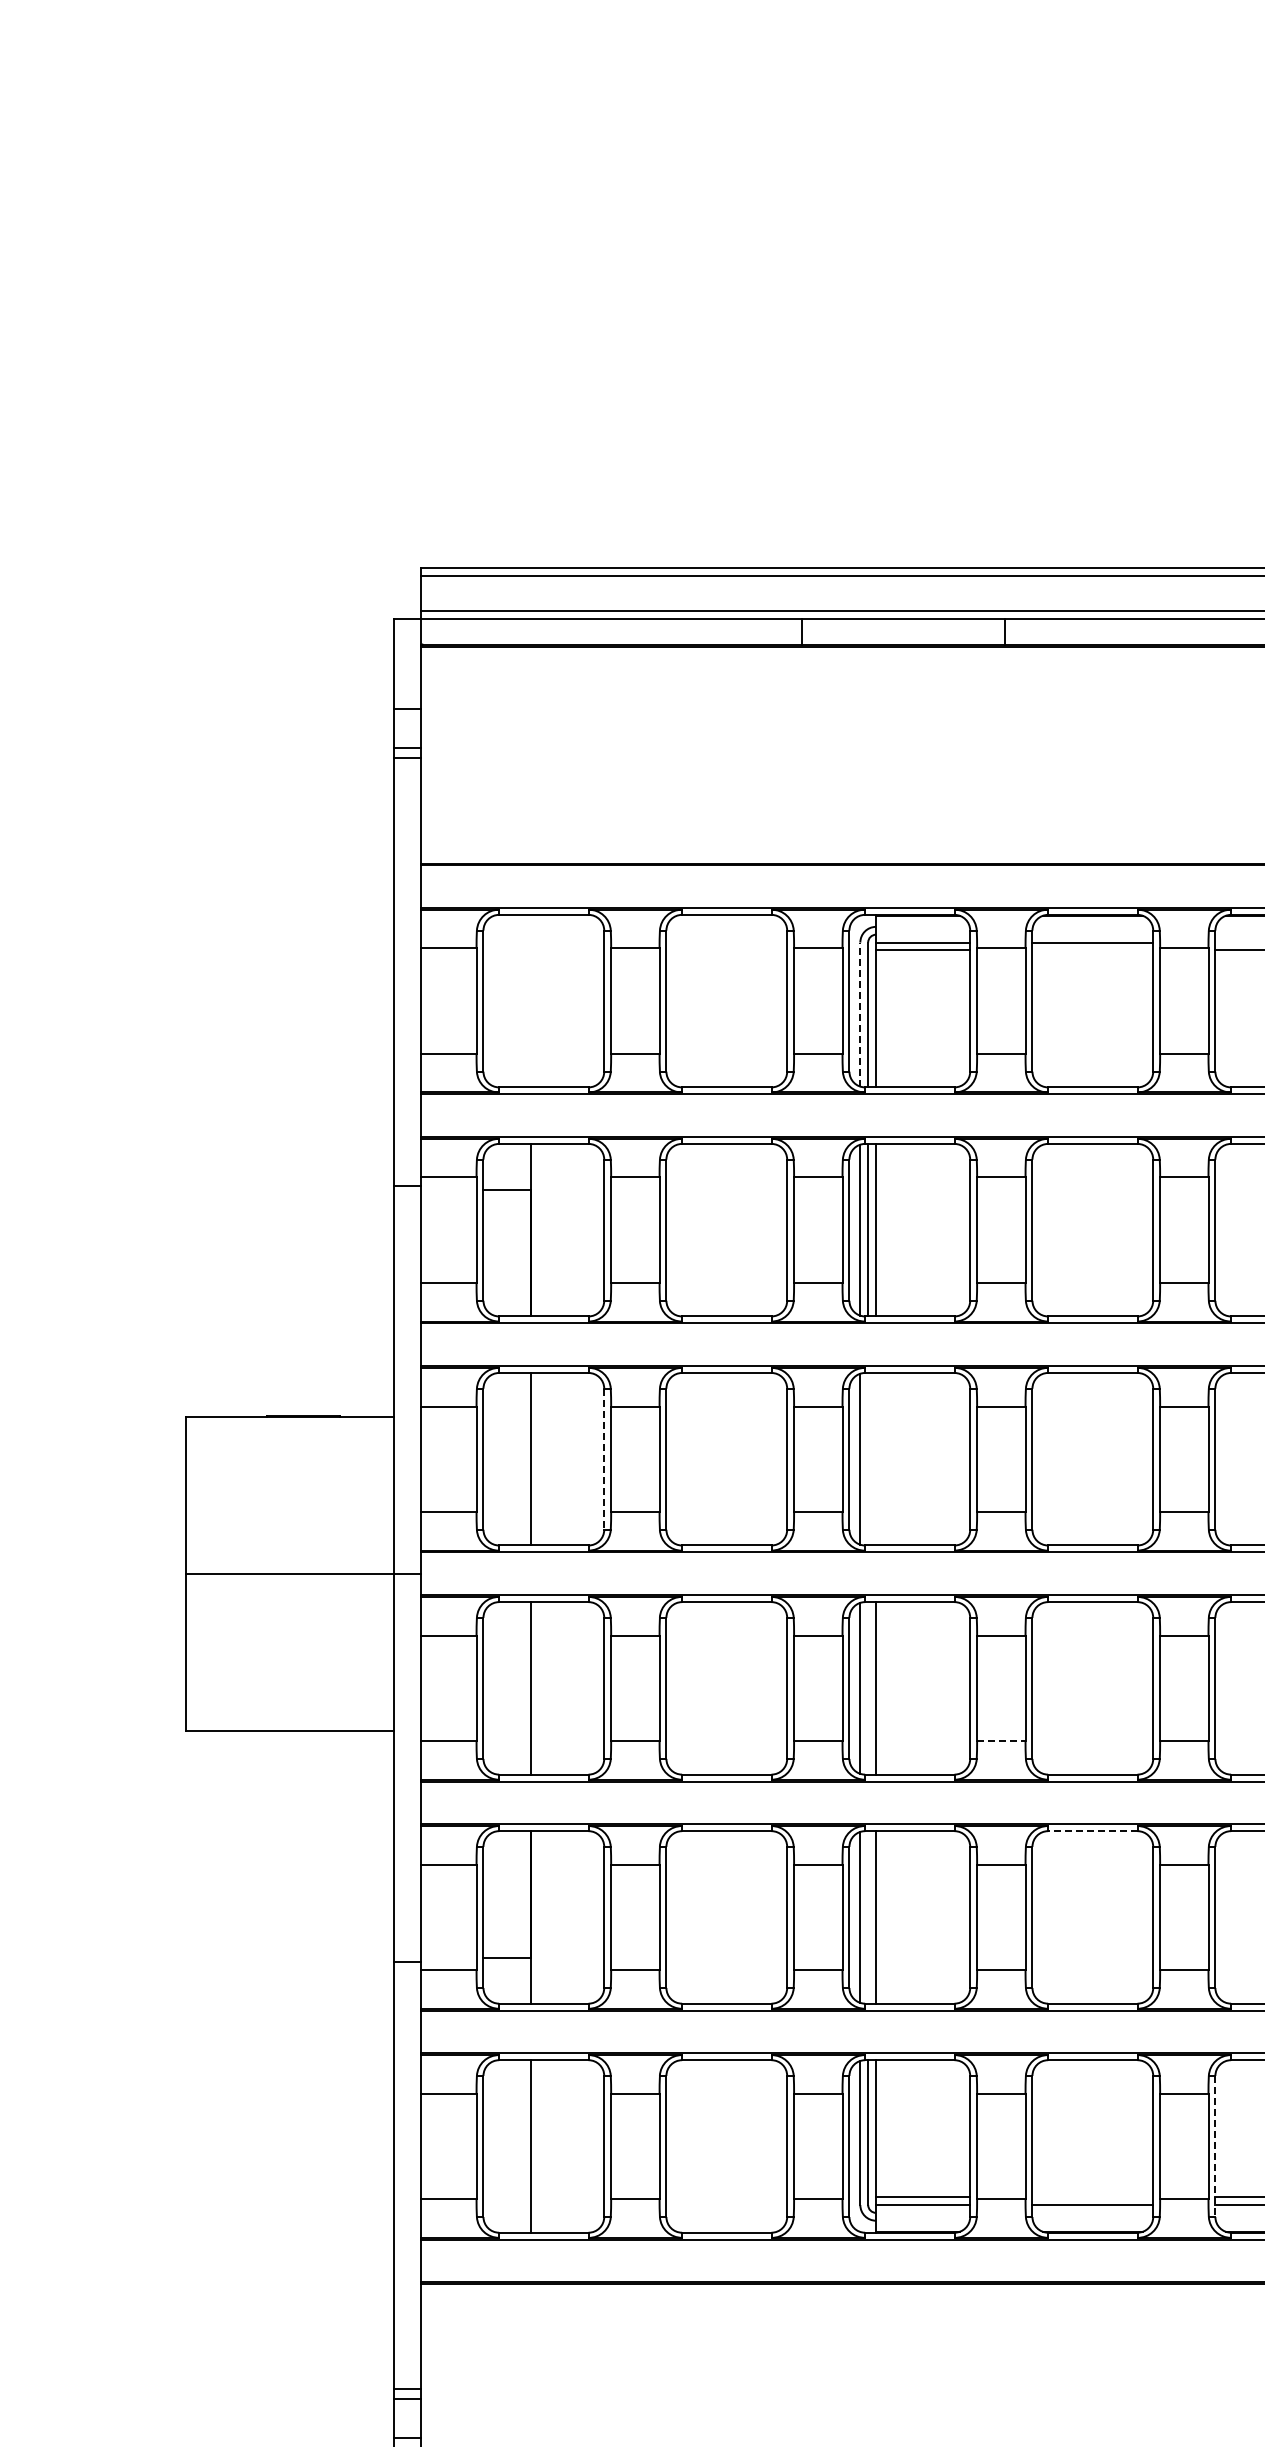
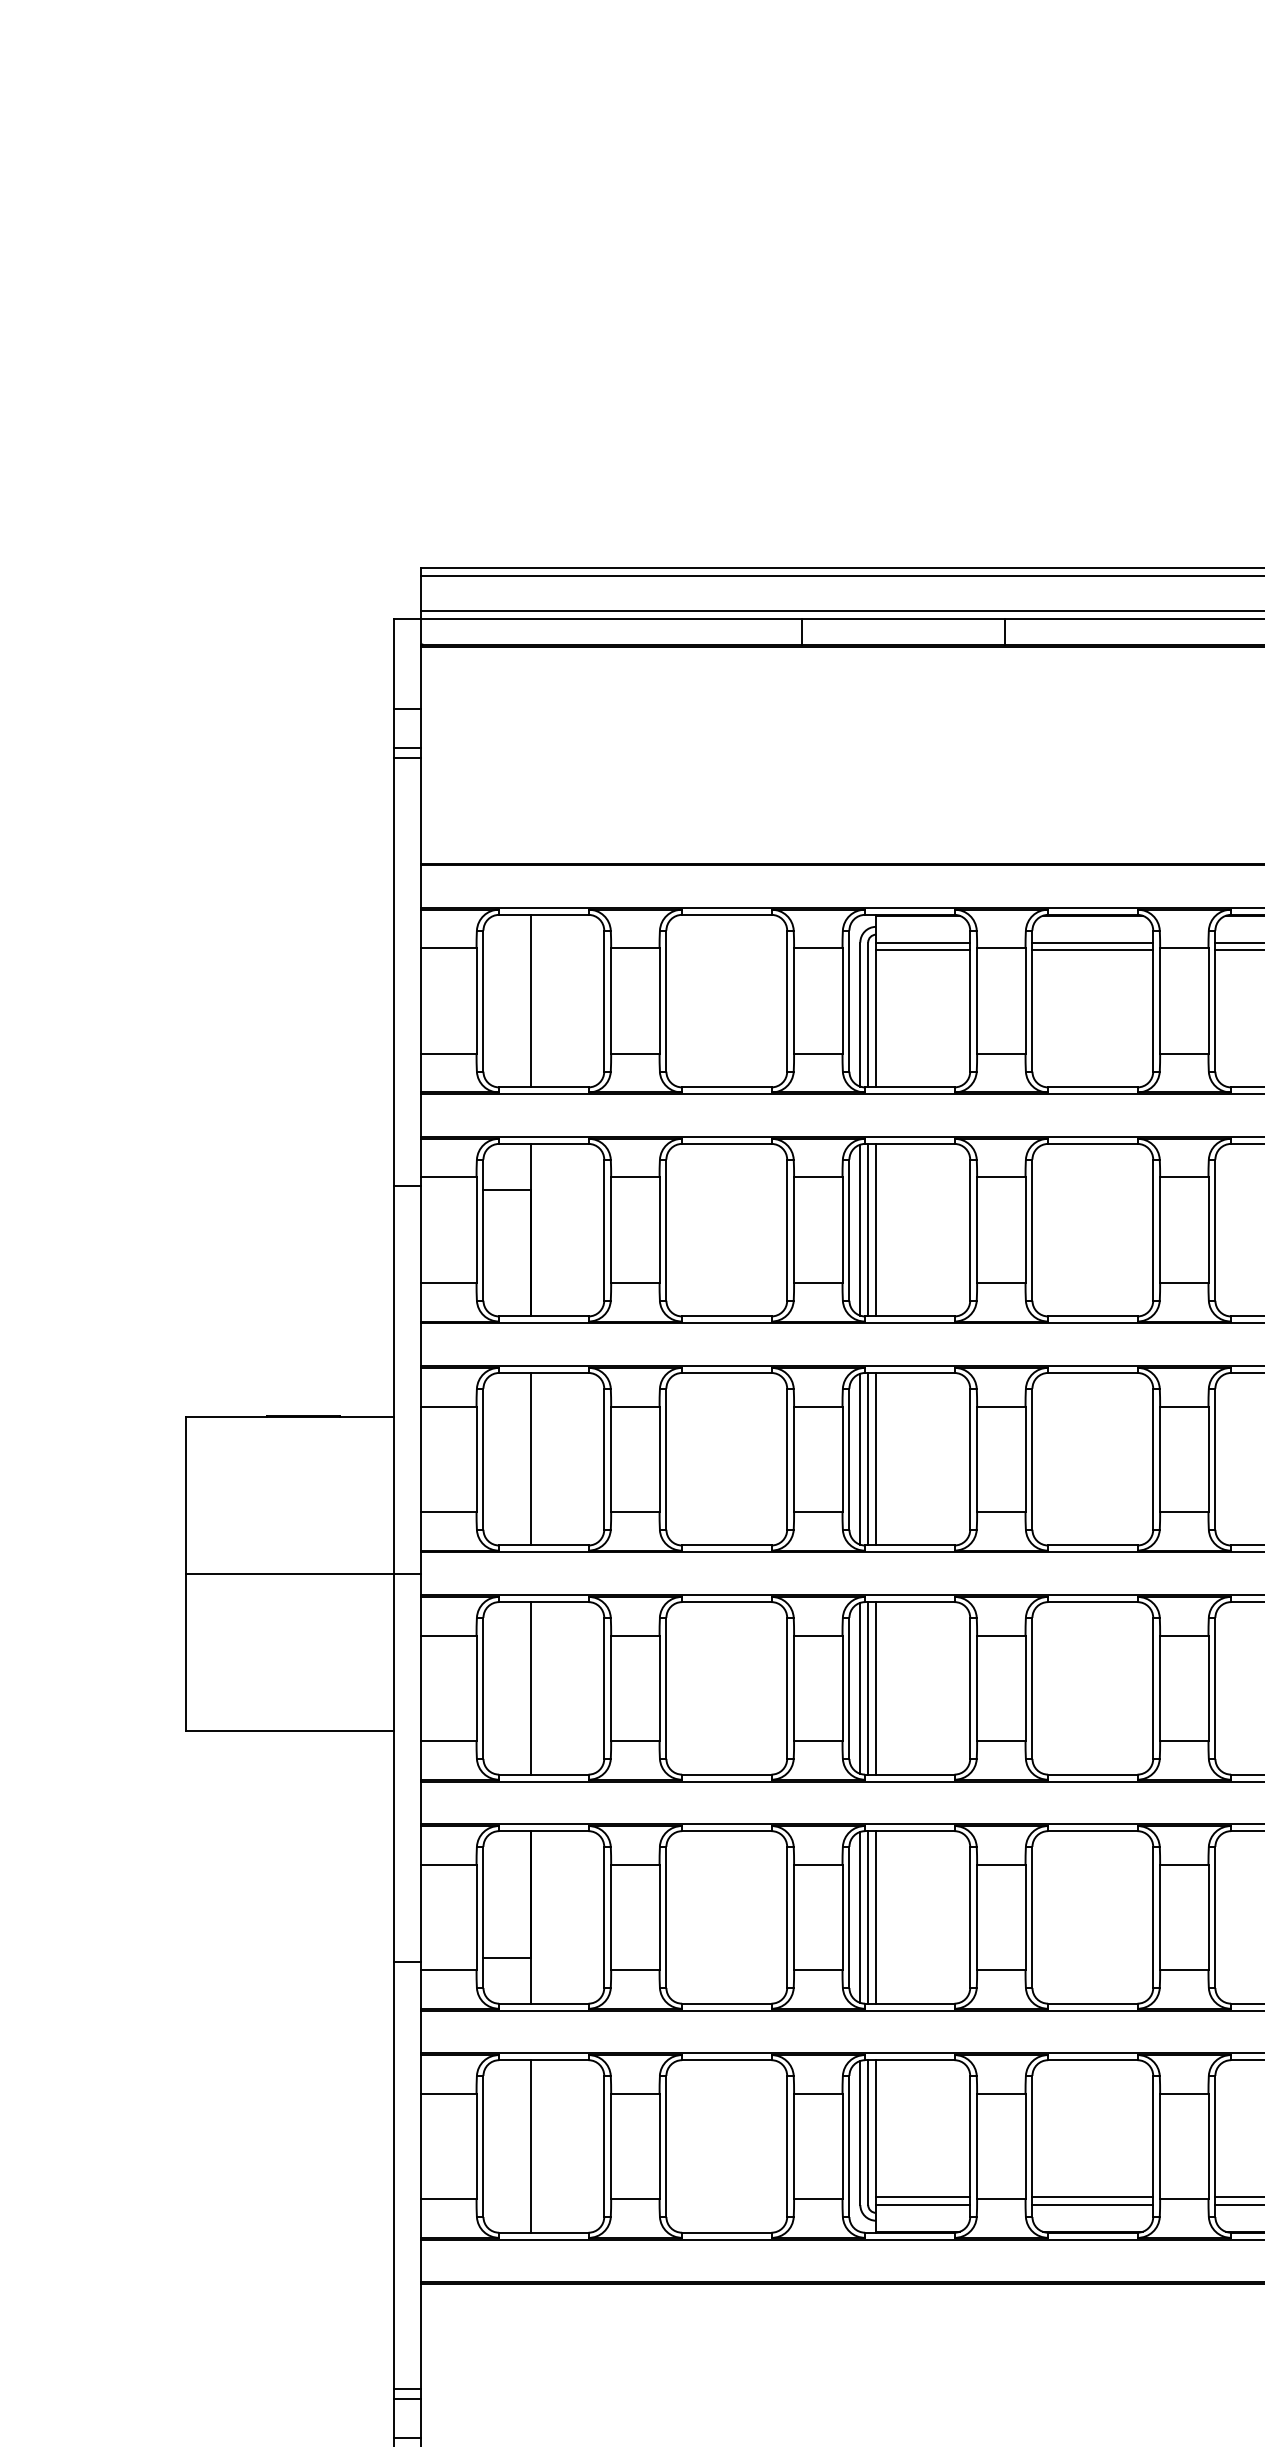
line: none -> present (1238, 942)
line: none -> present (1092, 950)
line: none -> present (531, 1000)
line: dashed -> solid (860, 1014)
line: none -> present (868, 1458)
line: none -> present (876, 1458)
line: dashed -> solid (604, 1459)
line: none -> present (868, 1688)
line: dashed -> solid (1001, 1741)
line: dashed -> solid (1092, 1831)
line: none -> present (868, 1917)
line: dashed -> solid (1215, 2146)
line: none -> present (1092, 2197)
